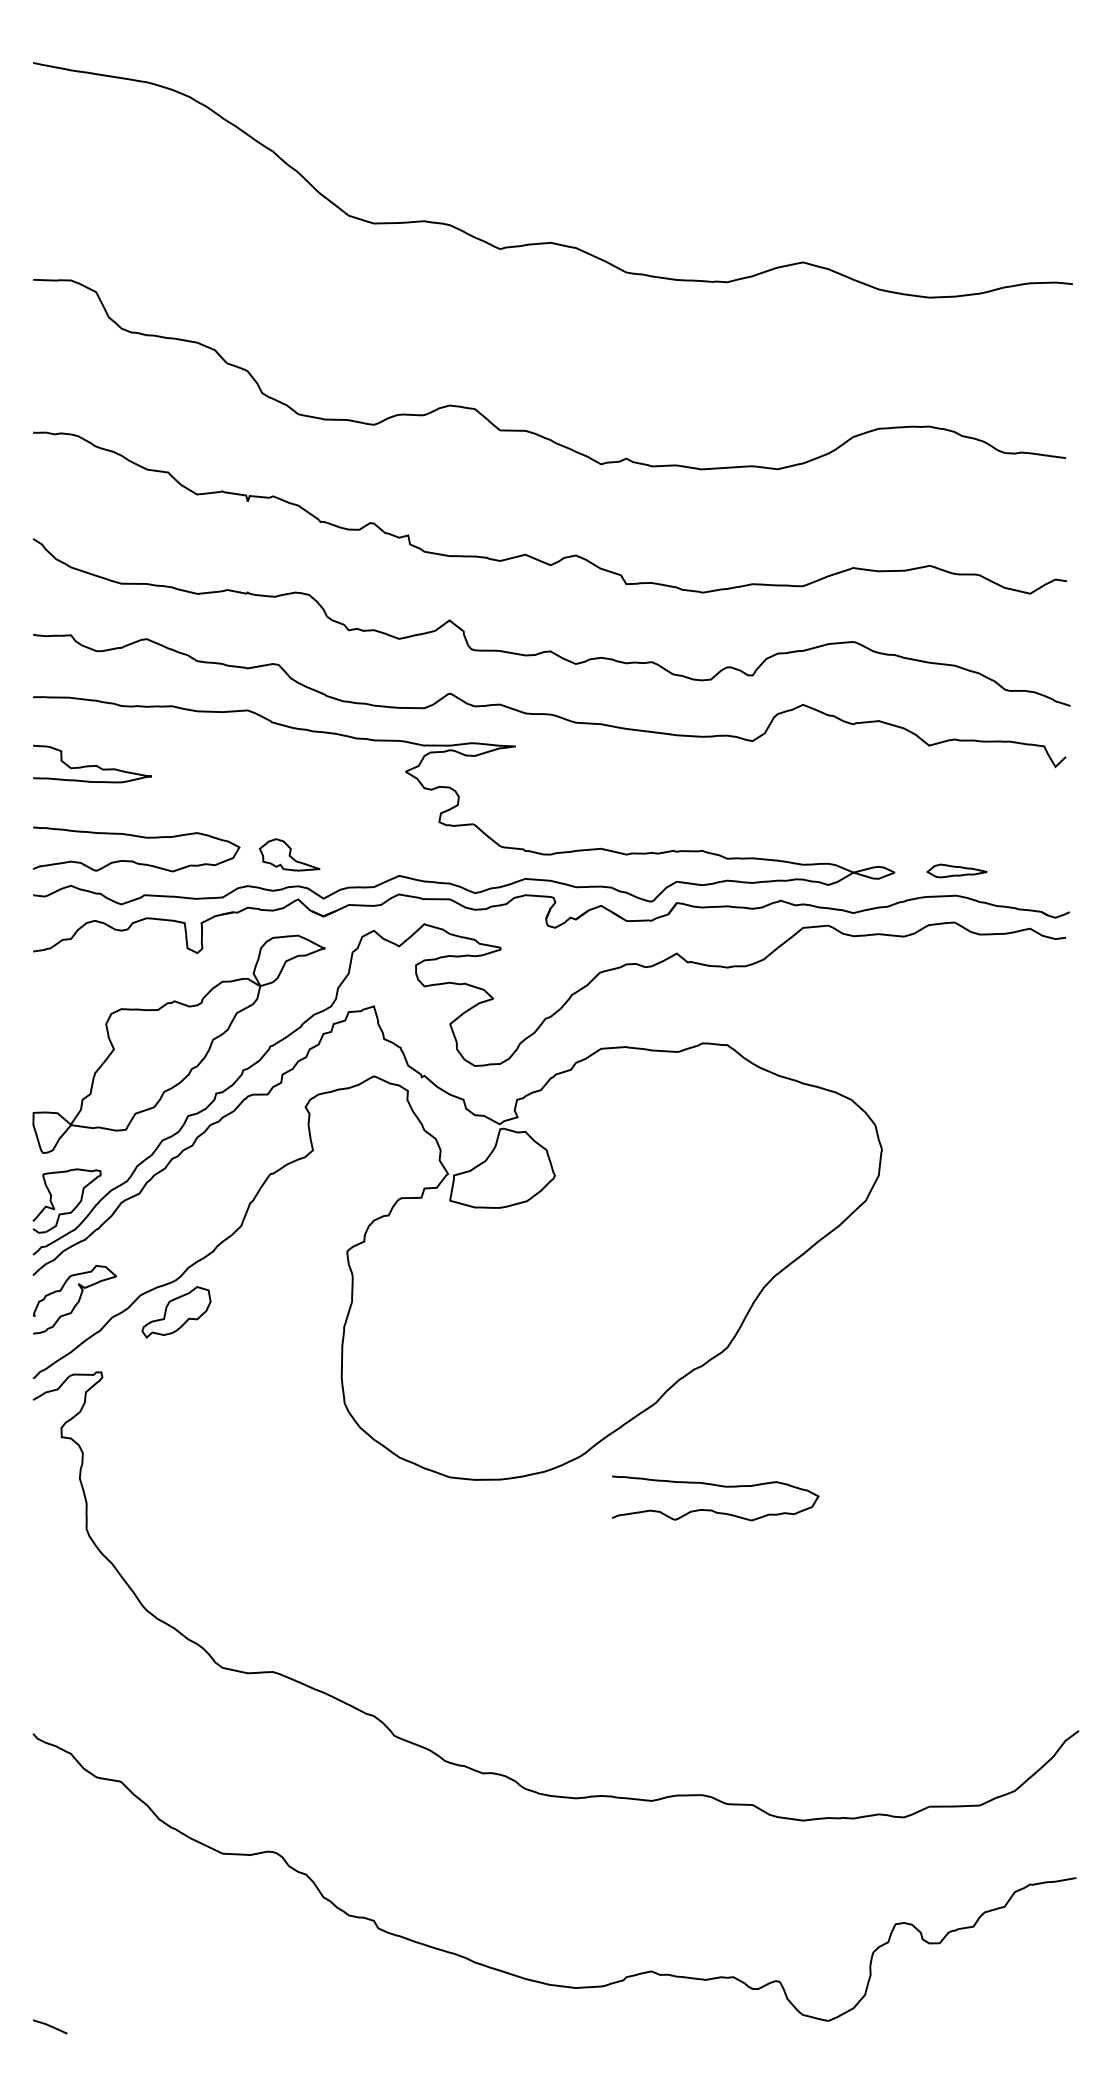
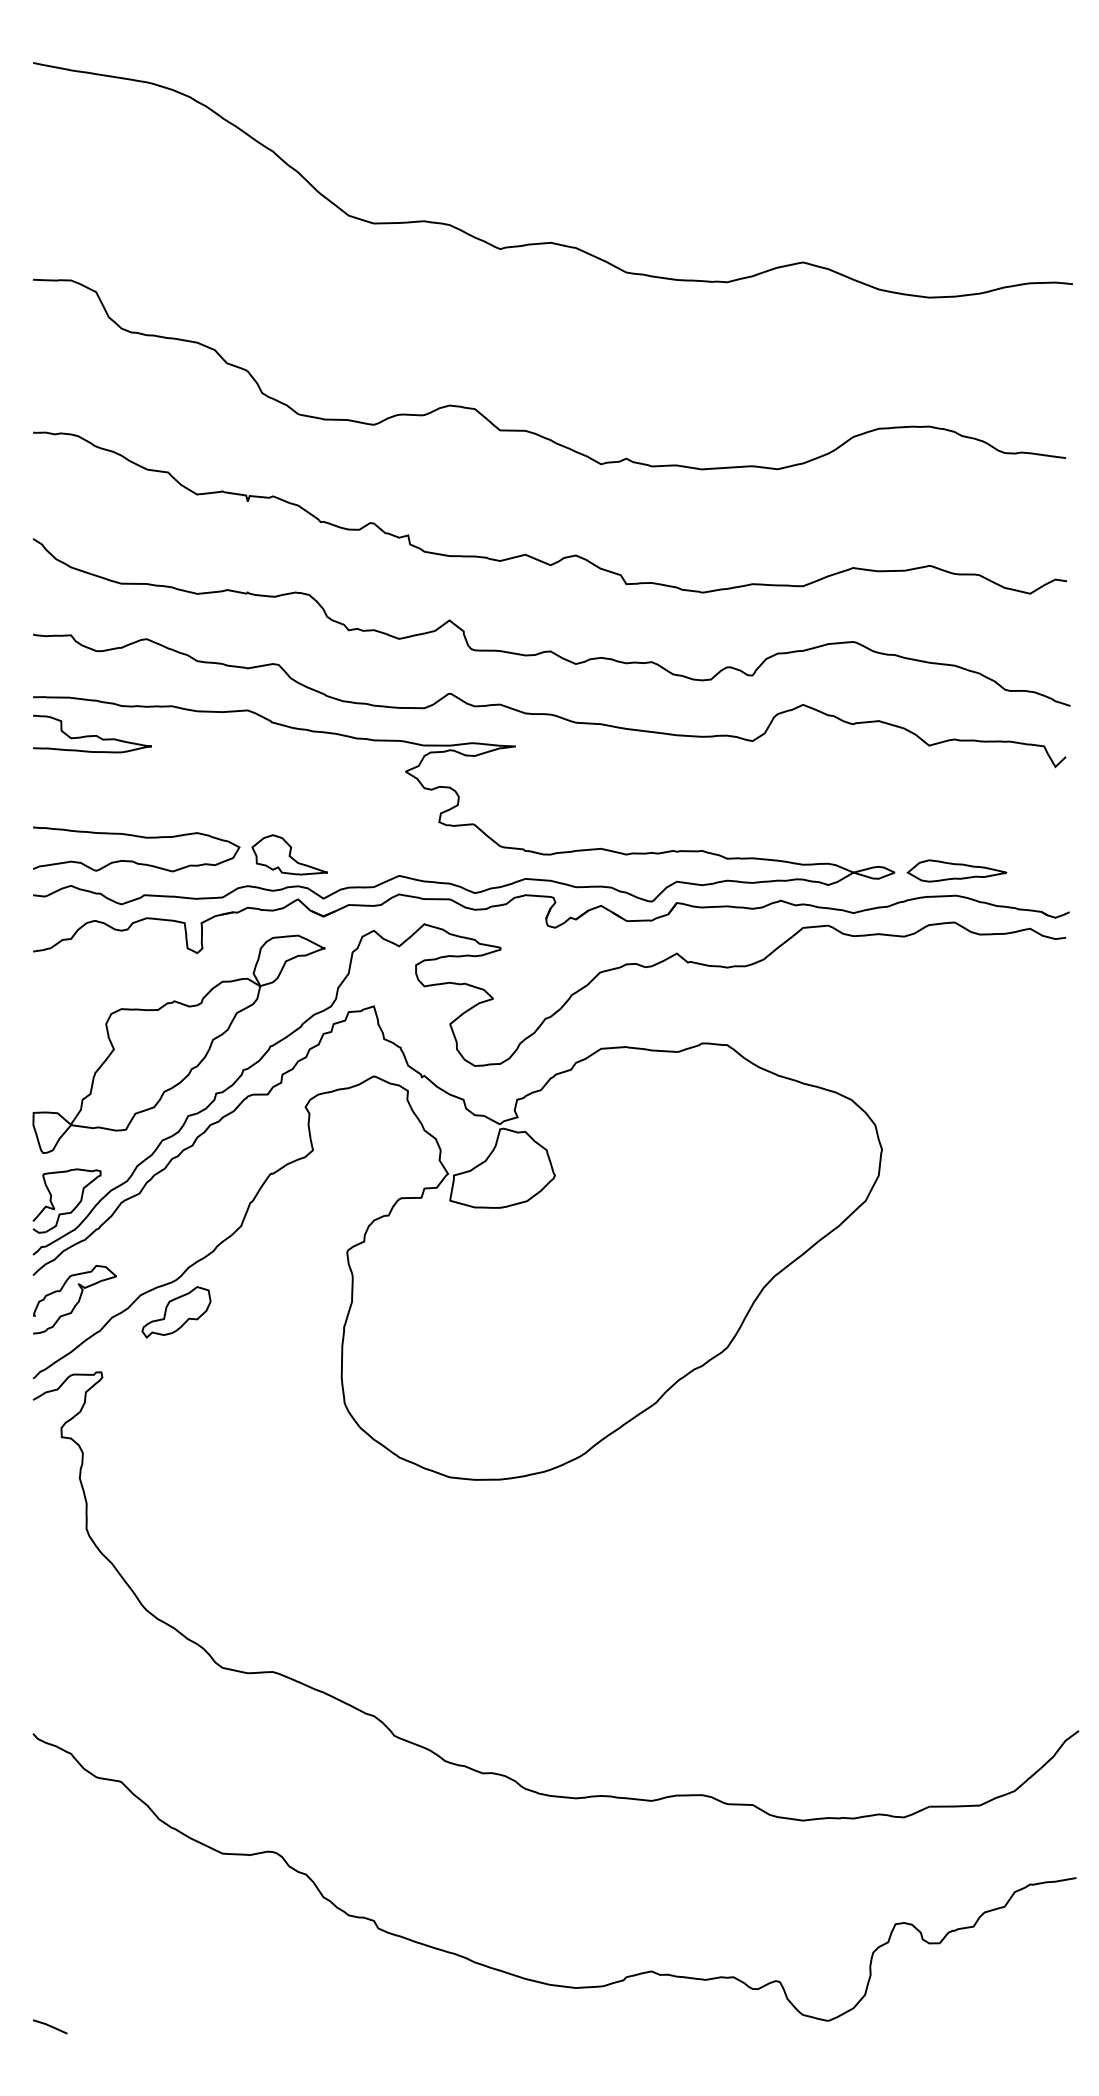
curve position: (92, 765) -> (92, 735) (92, 735)
part size: 63x34 px -> 77x42 px (289, 854)
part size: 62x16 px -> 102x24 px (956, 870)
curve: present -> none (712, 1509)
